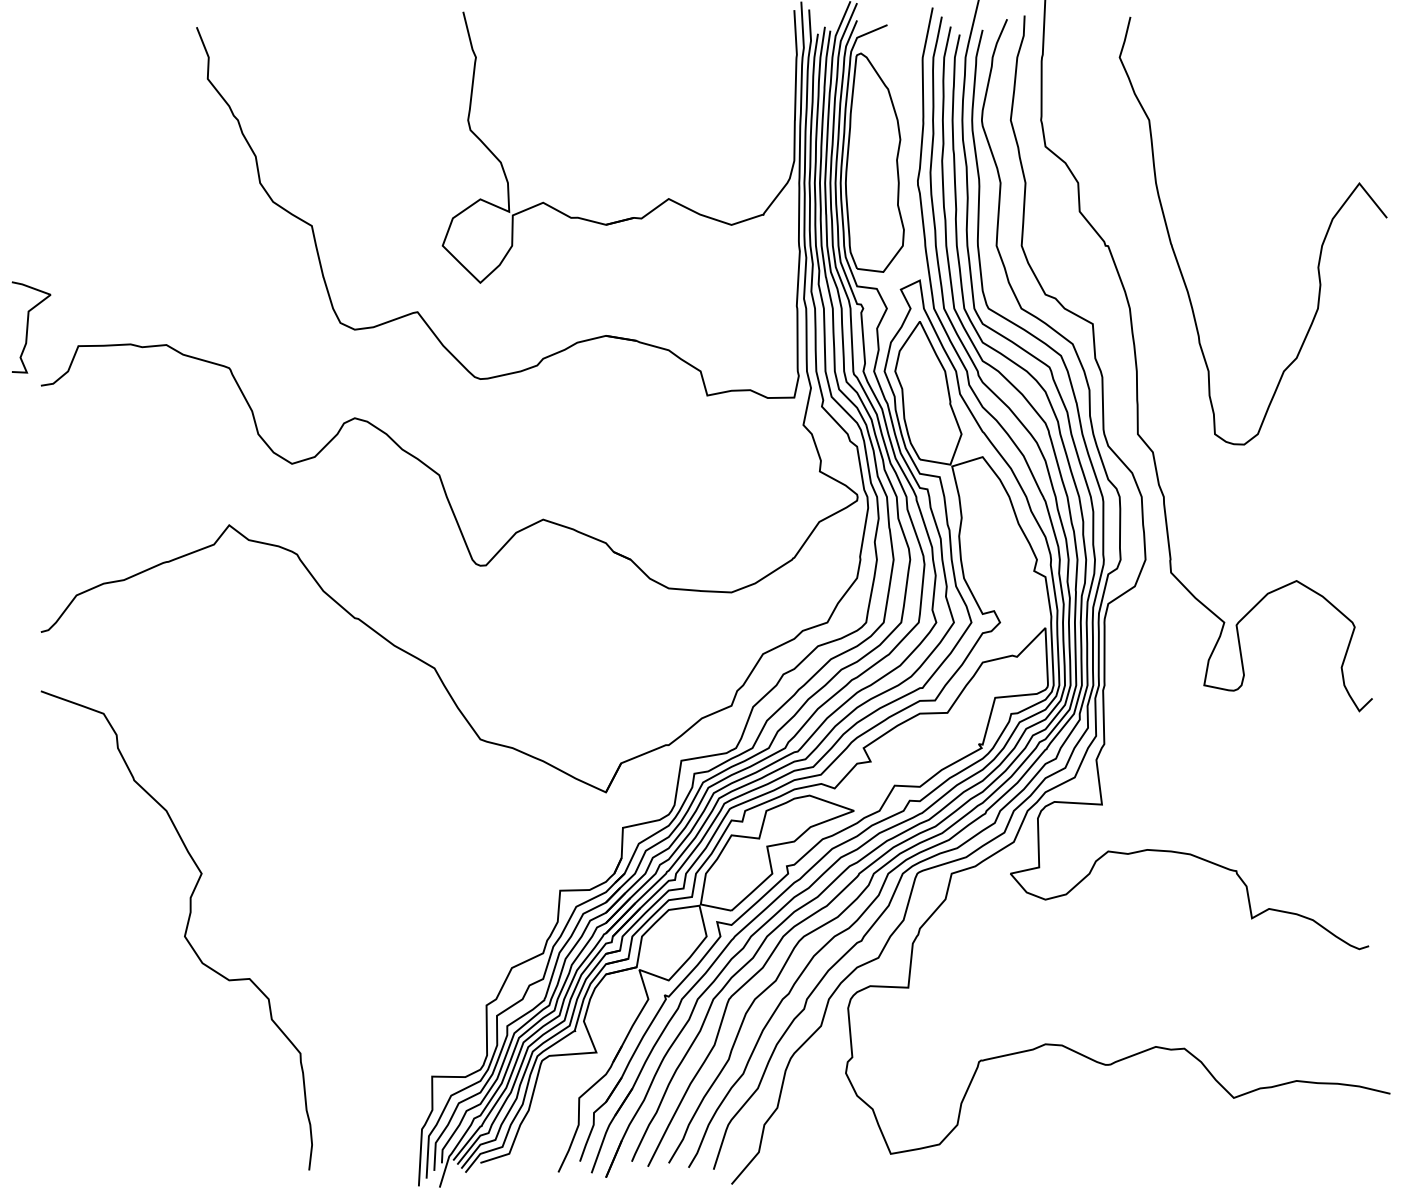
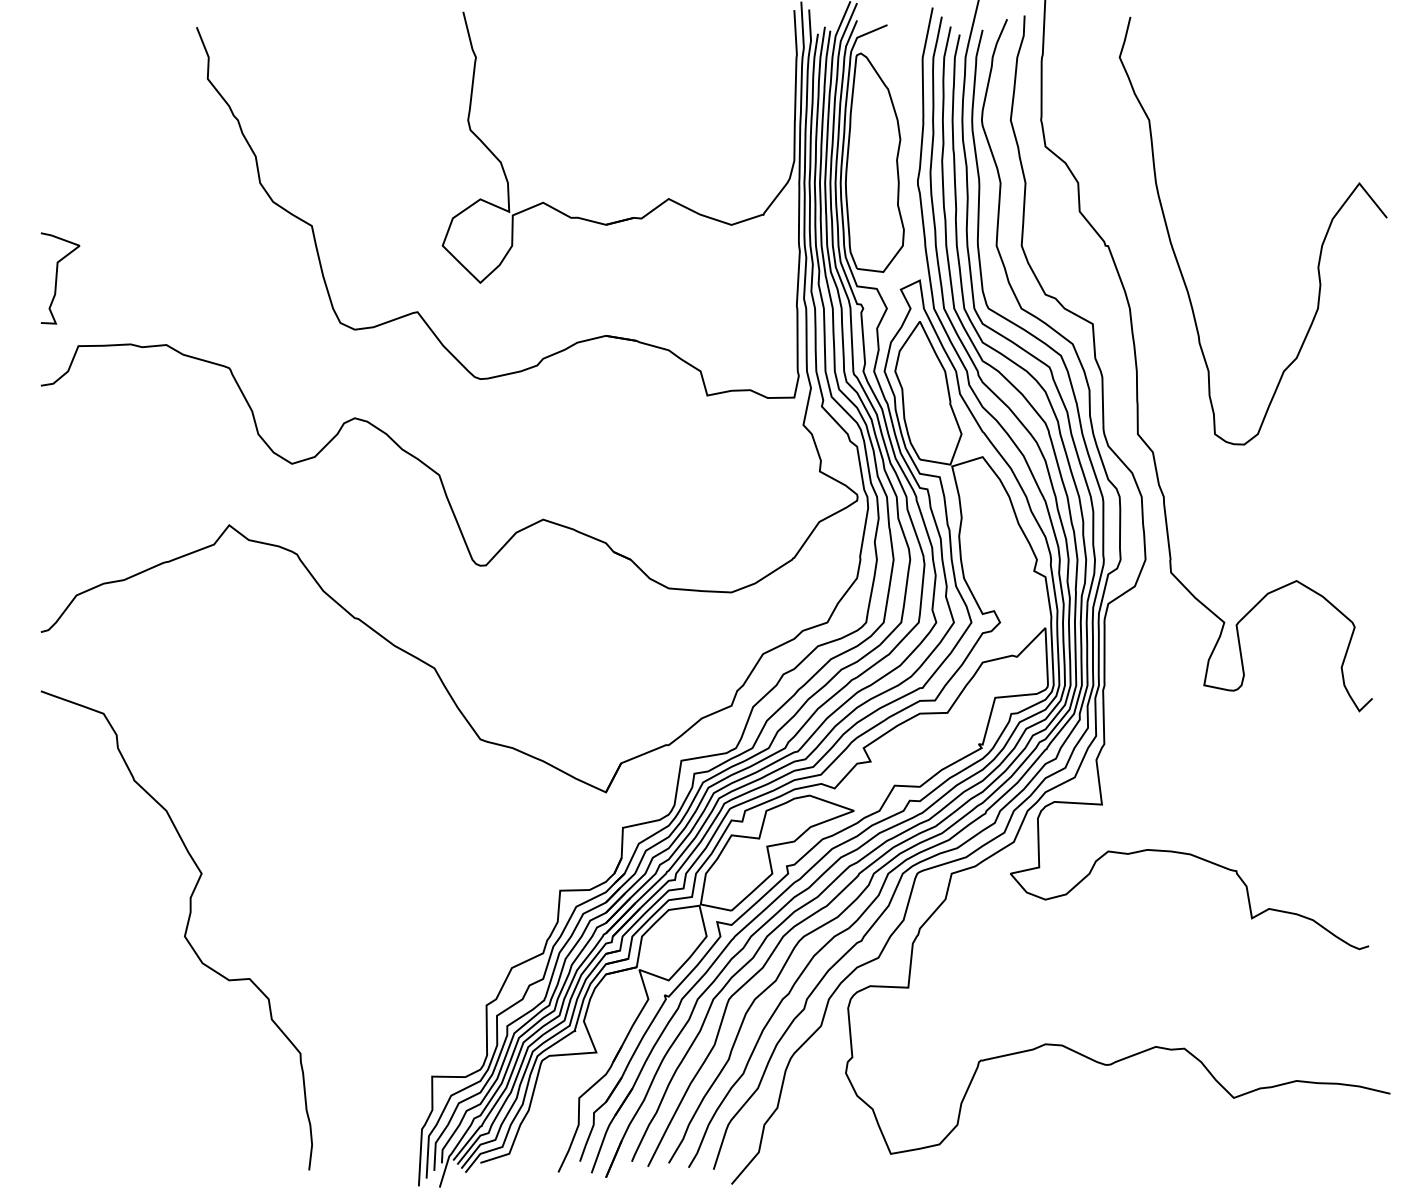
curve position: (28, 327) -> (57, 278) (57, 278)
